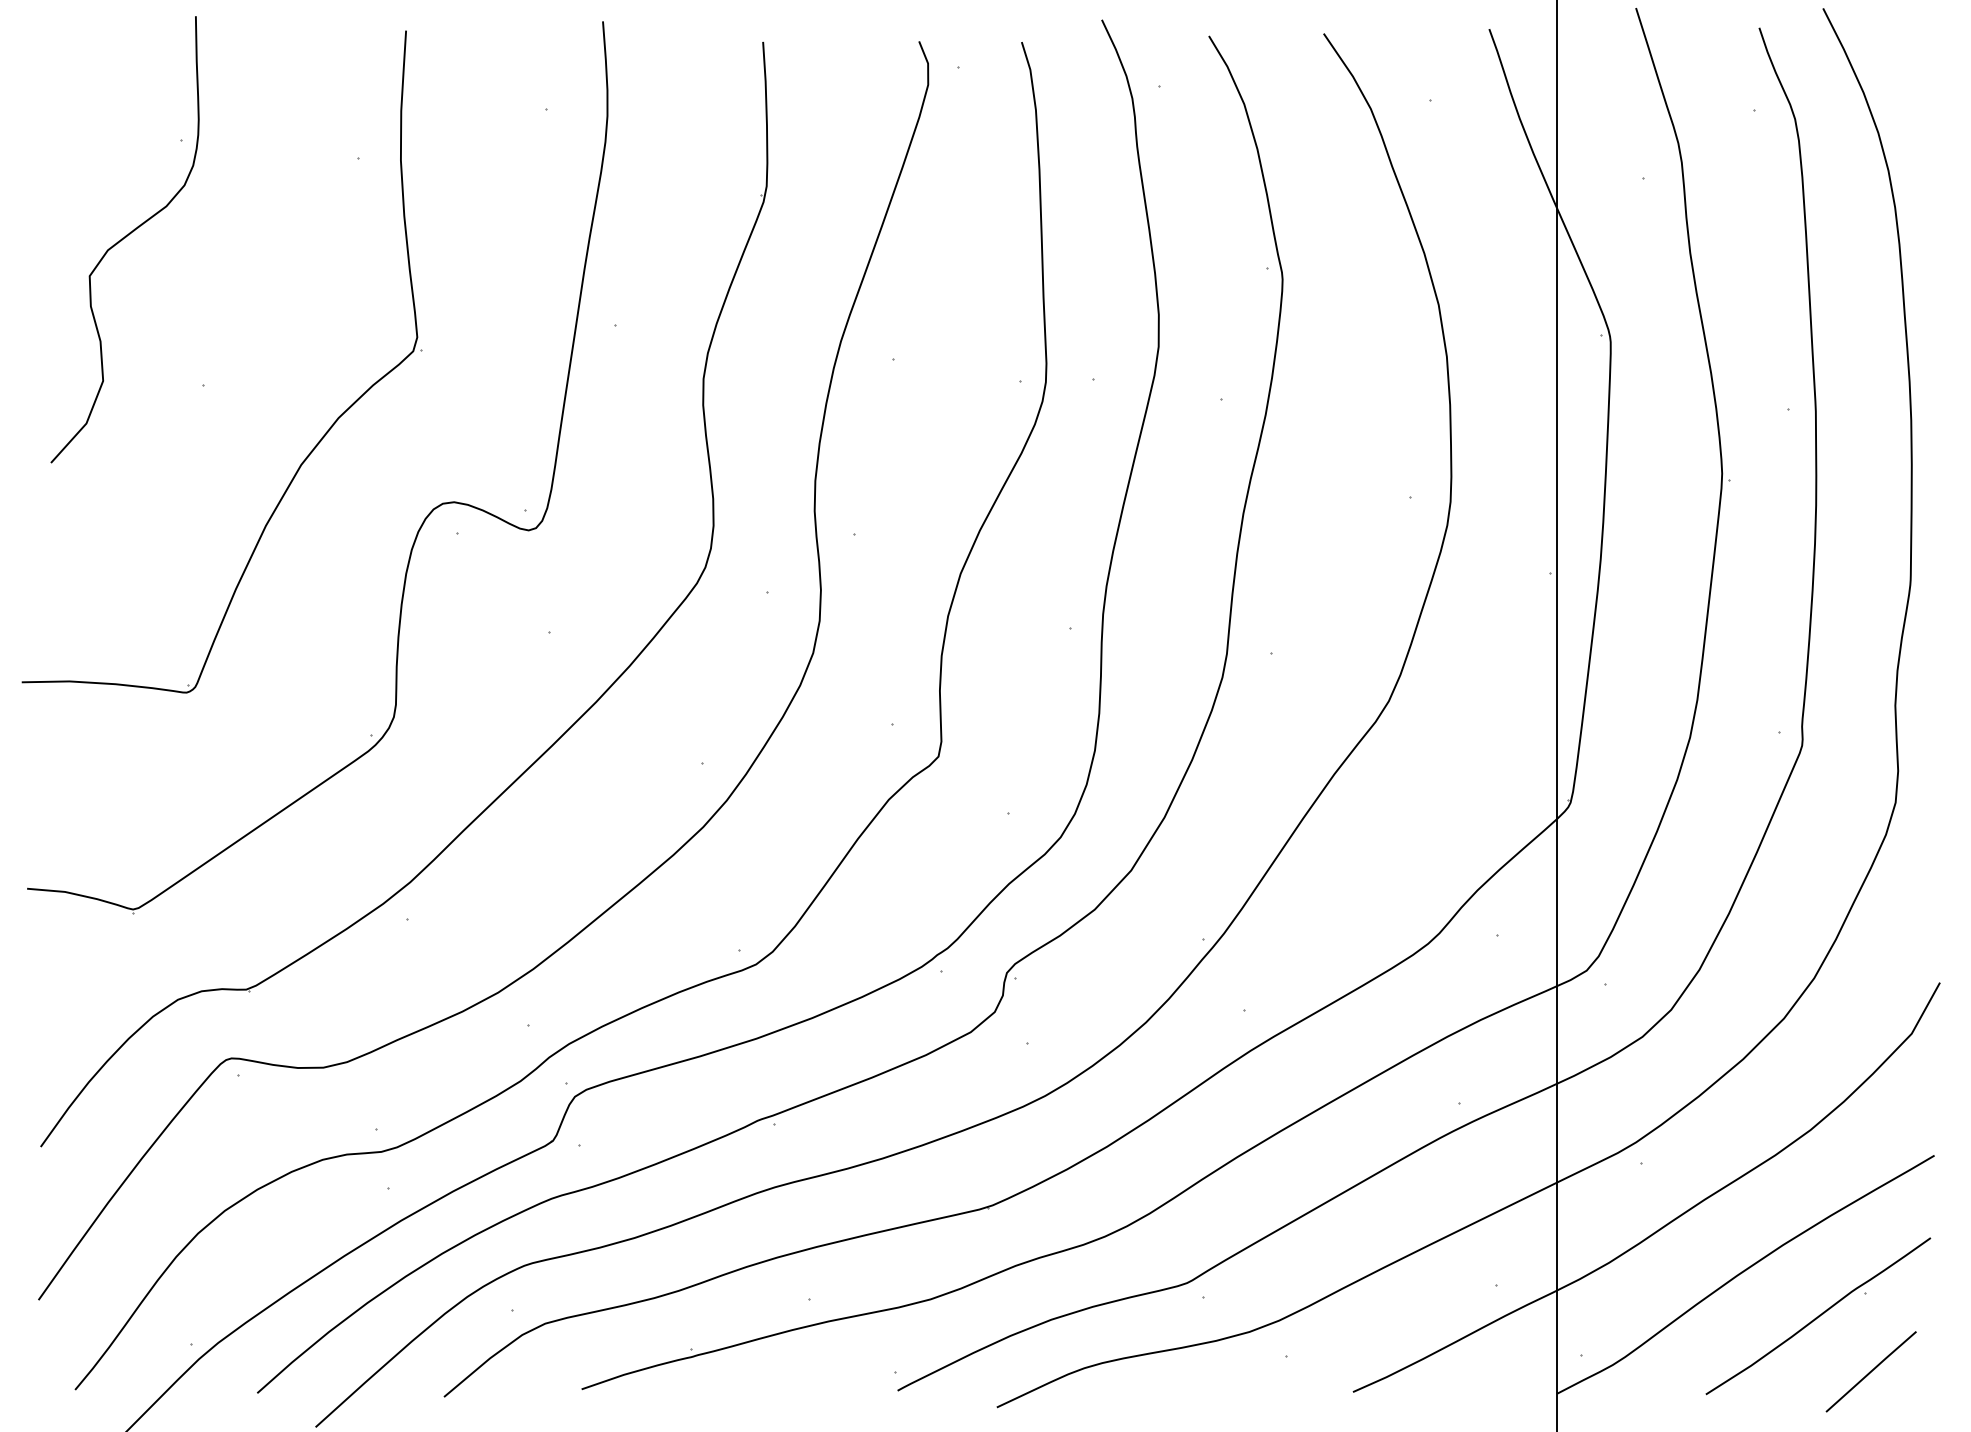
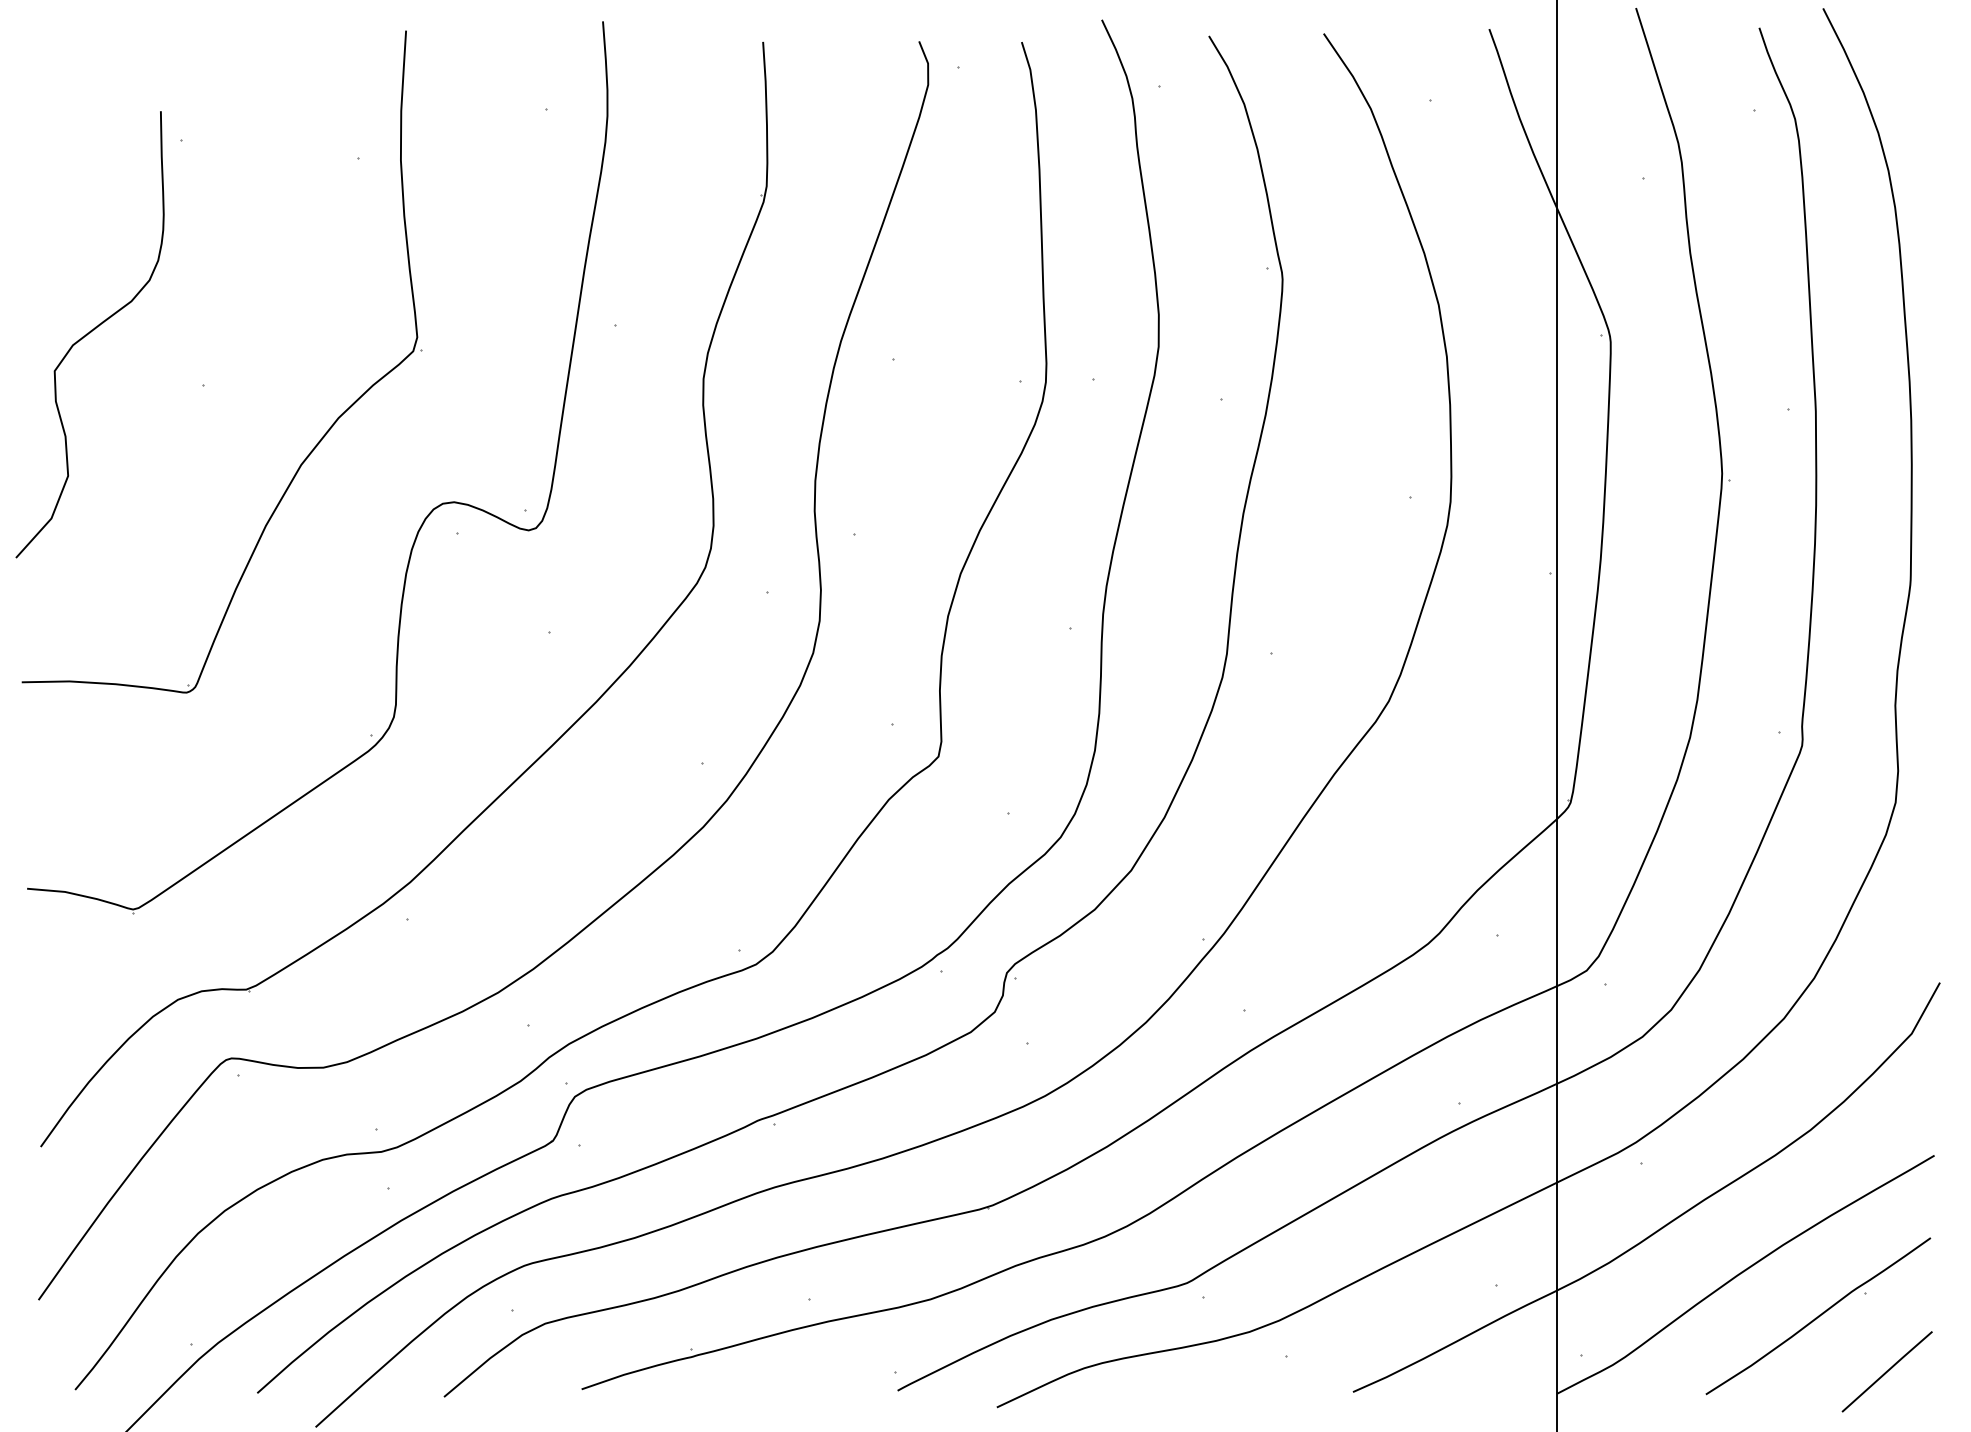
curve position: (124, 238) -> (89, 333) (89, 333)
line position: (1870, 1371) -> (1886, 1371) (1886, 1371)
